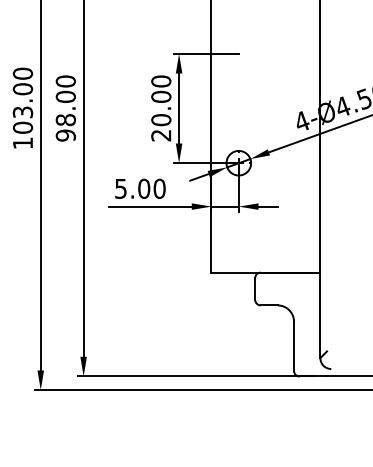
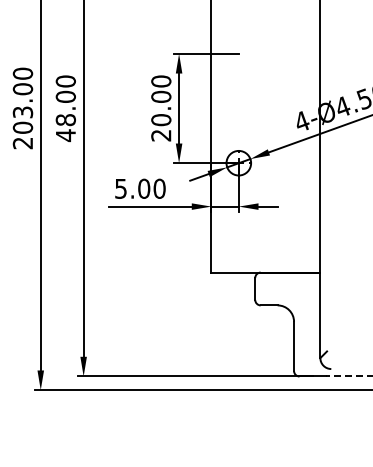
text: 98.00 -> 48.00 (65, 135)
text: 103.00 -> 203.00 (22, 143)
line: solid -> dashed (349, 376)
